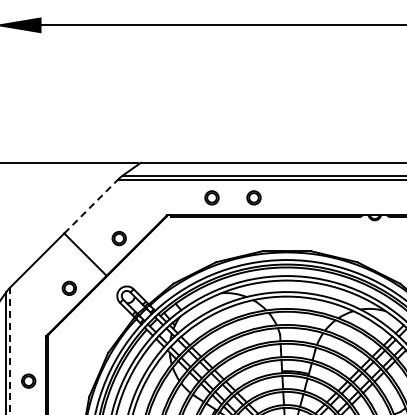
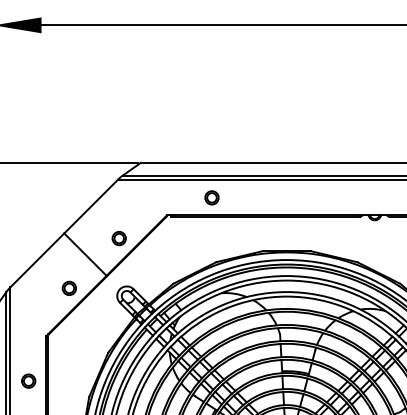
circle: present -> none (253, 197)
line: dashed -> solid (91, 206)
line: dashed -> solid (10, 351)
